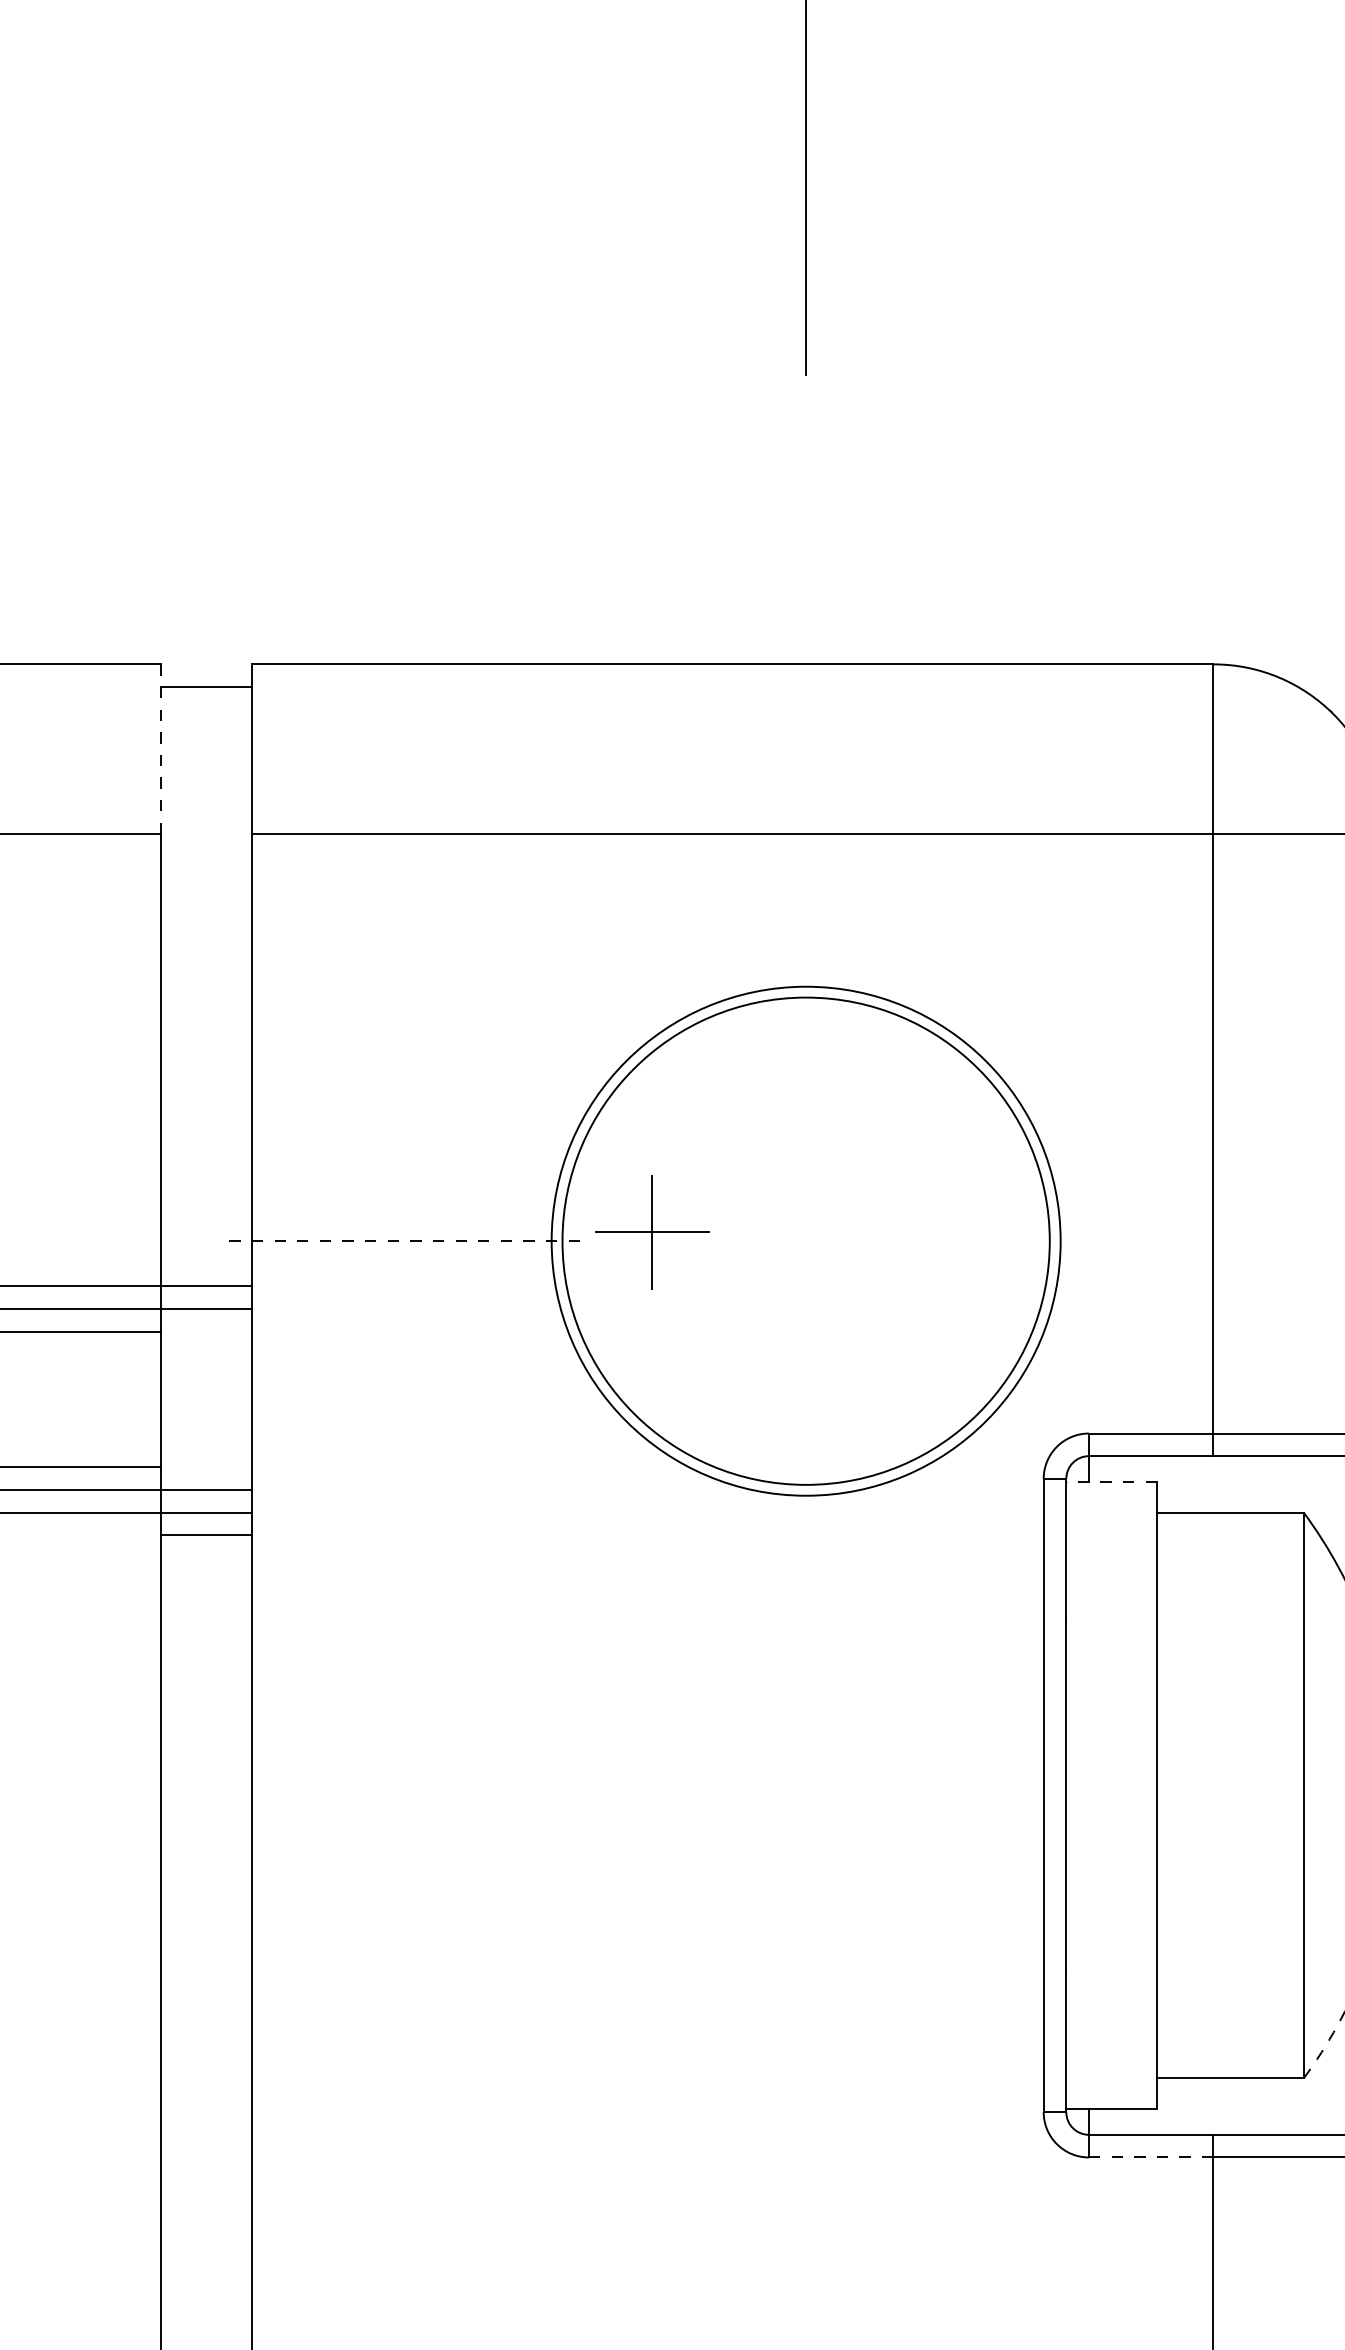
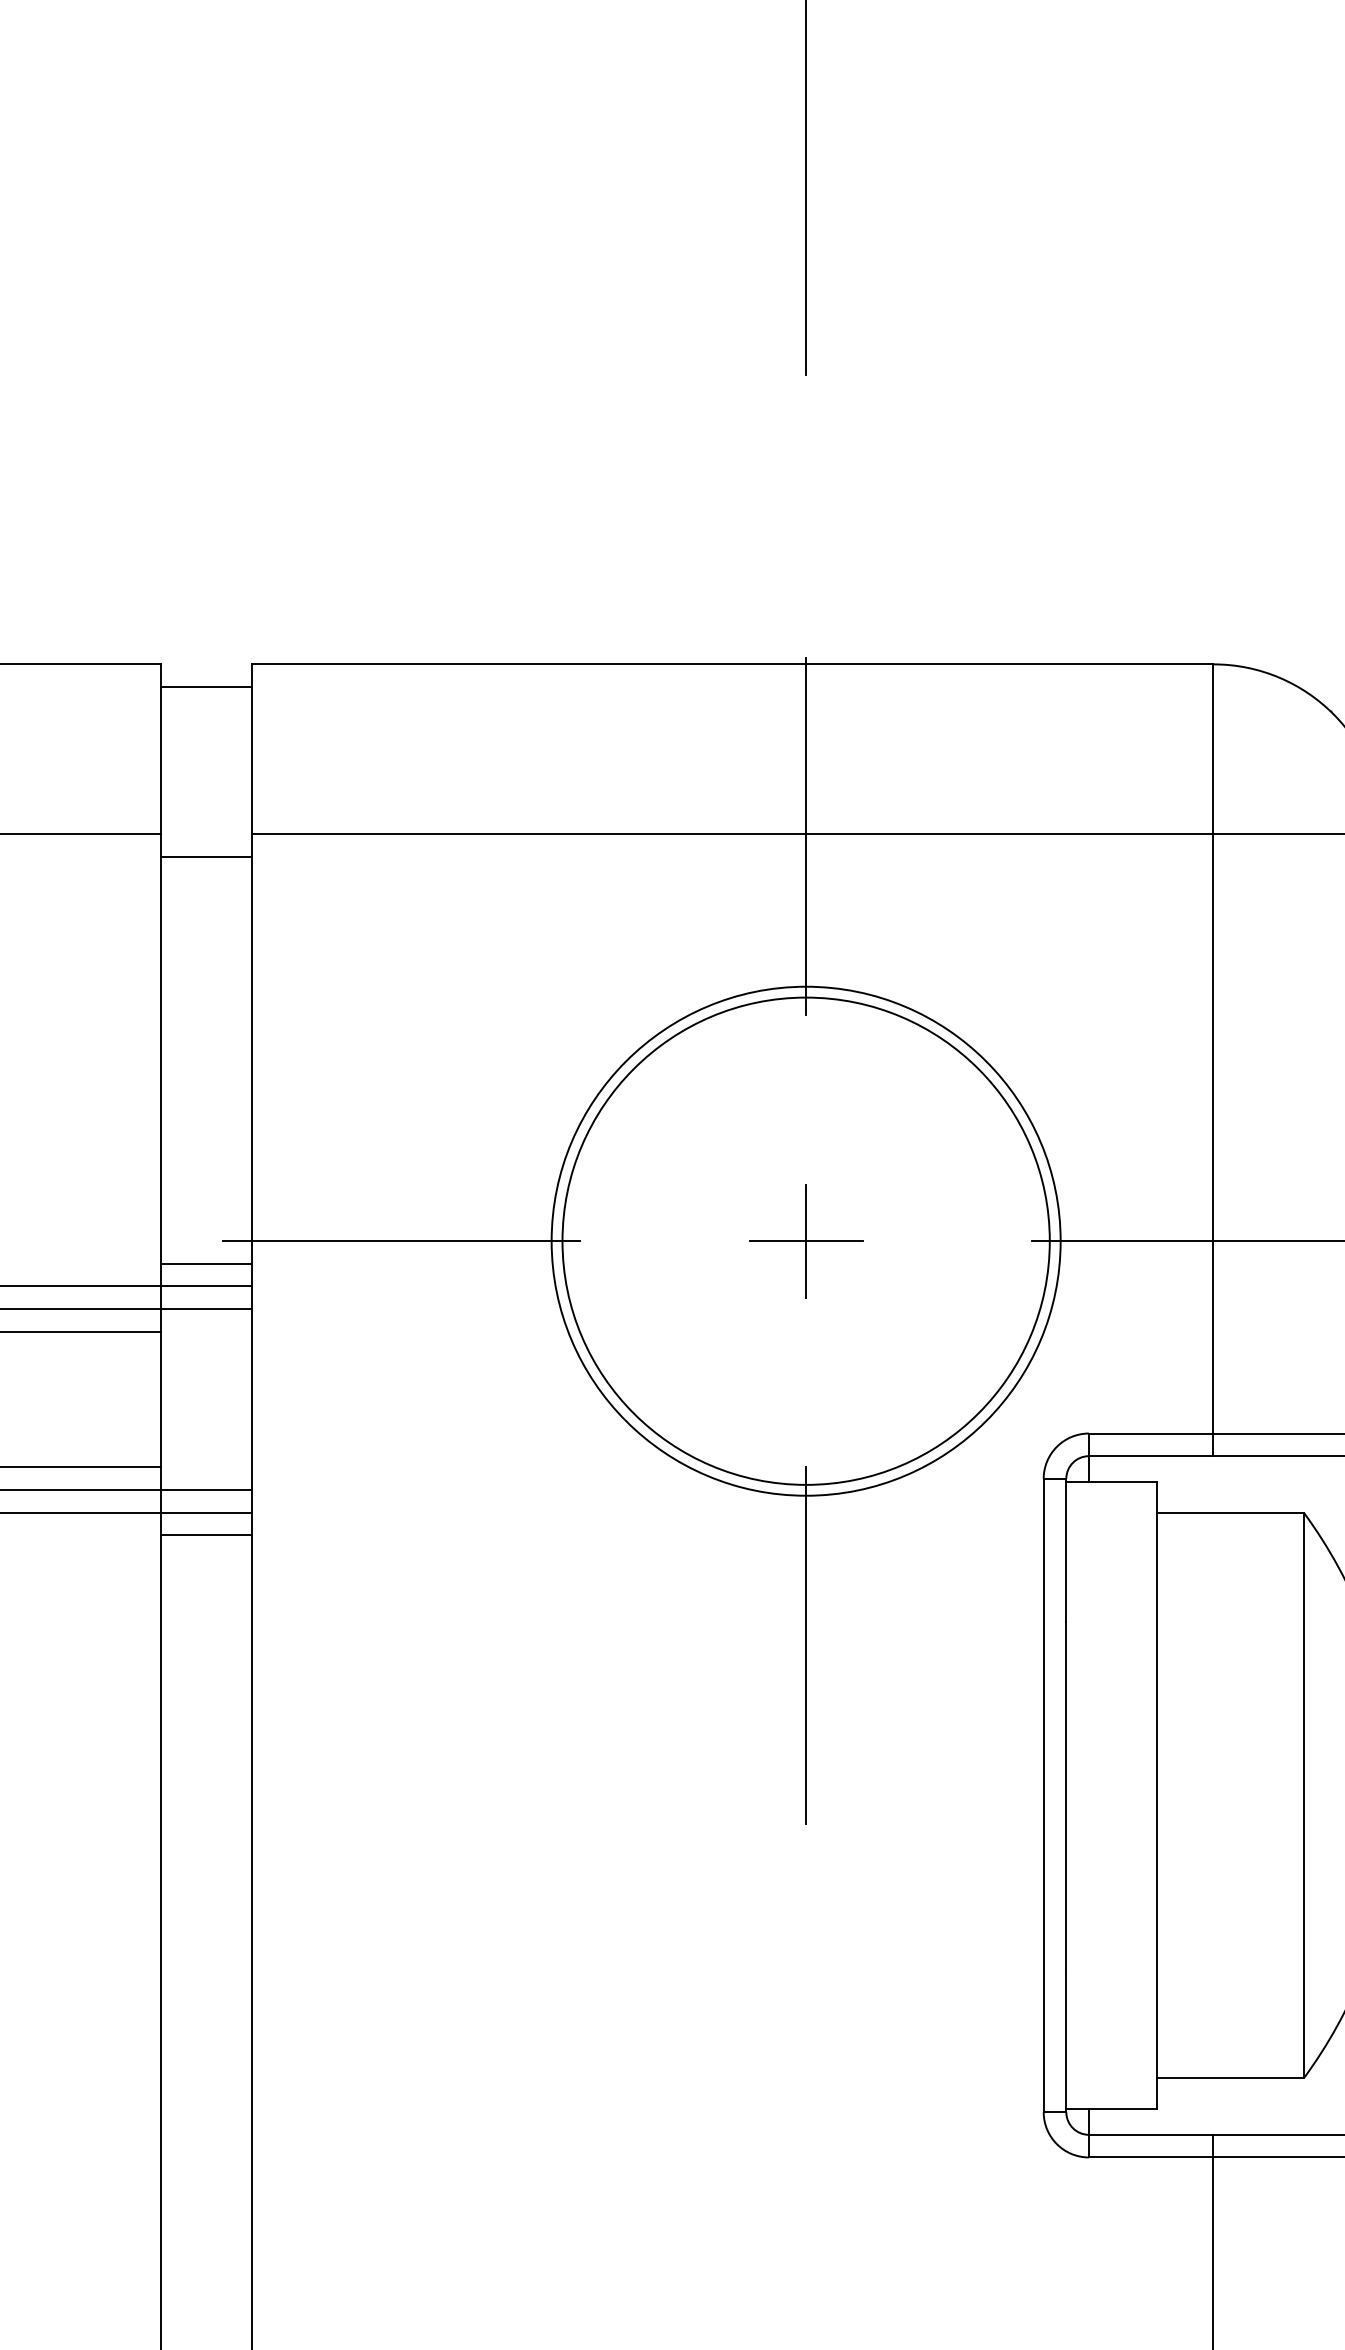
line: dashed -> solid (161, 749)
line: none -> present (806, 836)
line: none -> present (206, 856)
part position: (652, 1232) -> (806, 1241) (806, 1241)
line: dashed -> solid (401, 1241)
line: none -> present (1186, 1241)
line: none -> present (206, 1263)
line: dashed -> solid (1111, 1481)
line: none -> present (806, 1645)
arc: dashed -> solid (1325, 2045)
line: dashed -> solid (1150, 2157)
